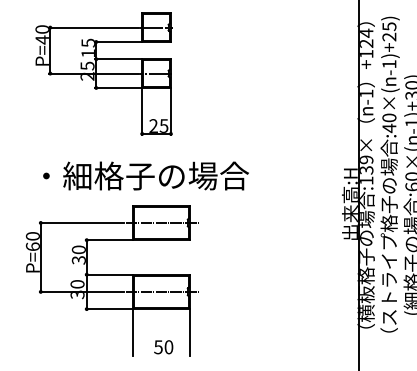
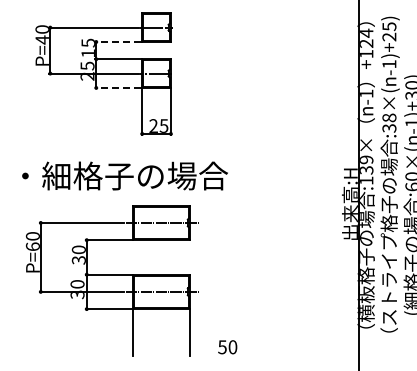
line: solid -> dashed (117, 42)
line: solid -> dashed (117, 87)
text: :40×(n-1)+25) -> :38×(n-1)+25) (389, 123)
text position: (145, 175) -> (124, 175) (124, 175)
text position: (163, 347) -> (227, 347) (227, 347)
